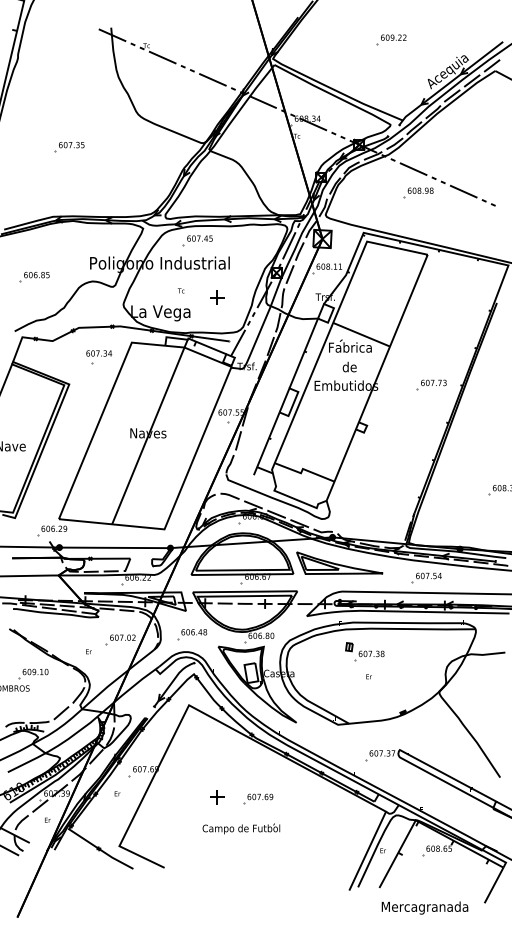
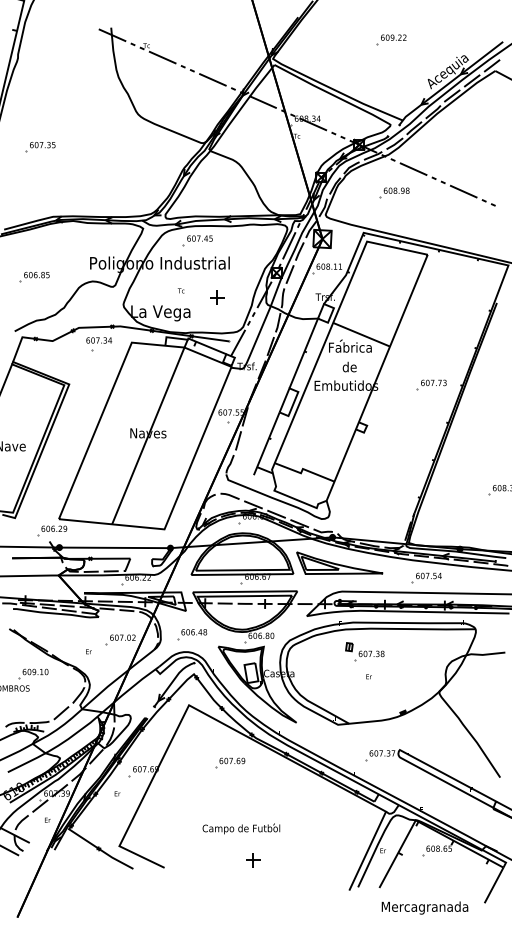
part position: (69, 147) -> (40, 147) (40, 147)
part position: (418, 192) -> (394, 192) (394, 192)
part position: (99, 357) -> (99, 344) (99, 344)
part position: (217, 797) -> (253, 860) (253, 860)
part position: (258, 798) -> (230, 762) (230, 762)
